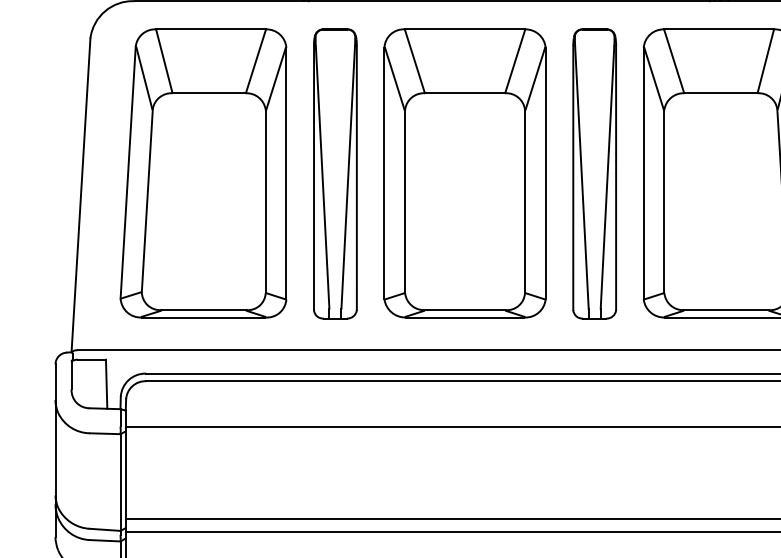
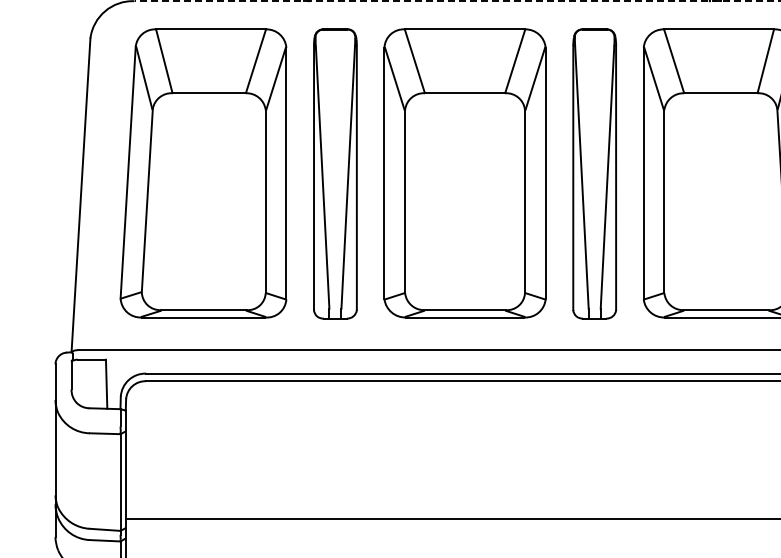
line: solid -> dashed (457, 1)
line: present -> none (451, 427)
line: present -> none (451, 532)
